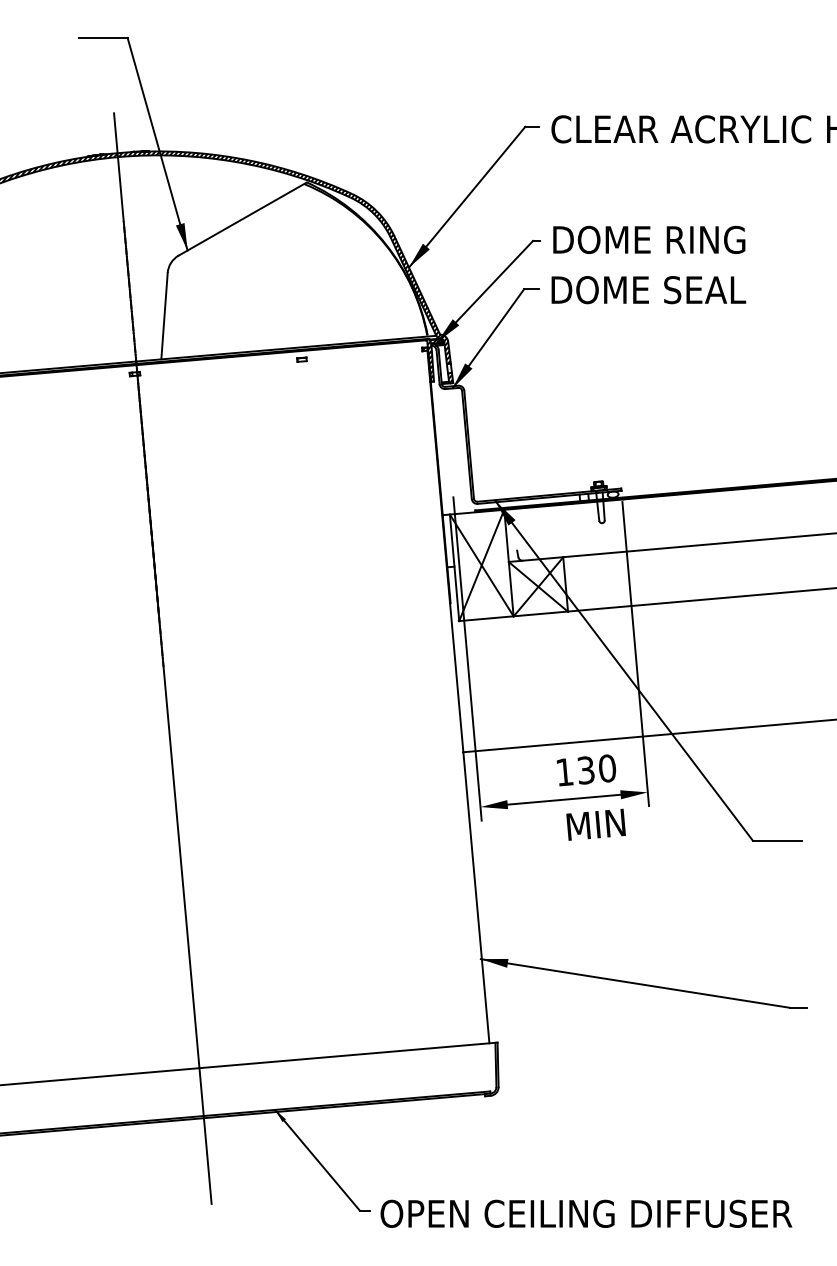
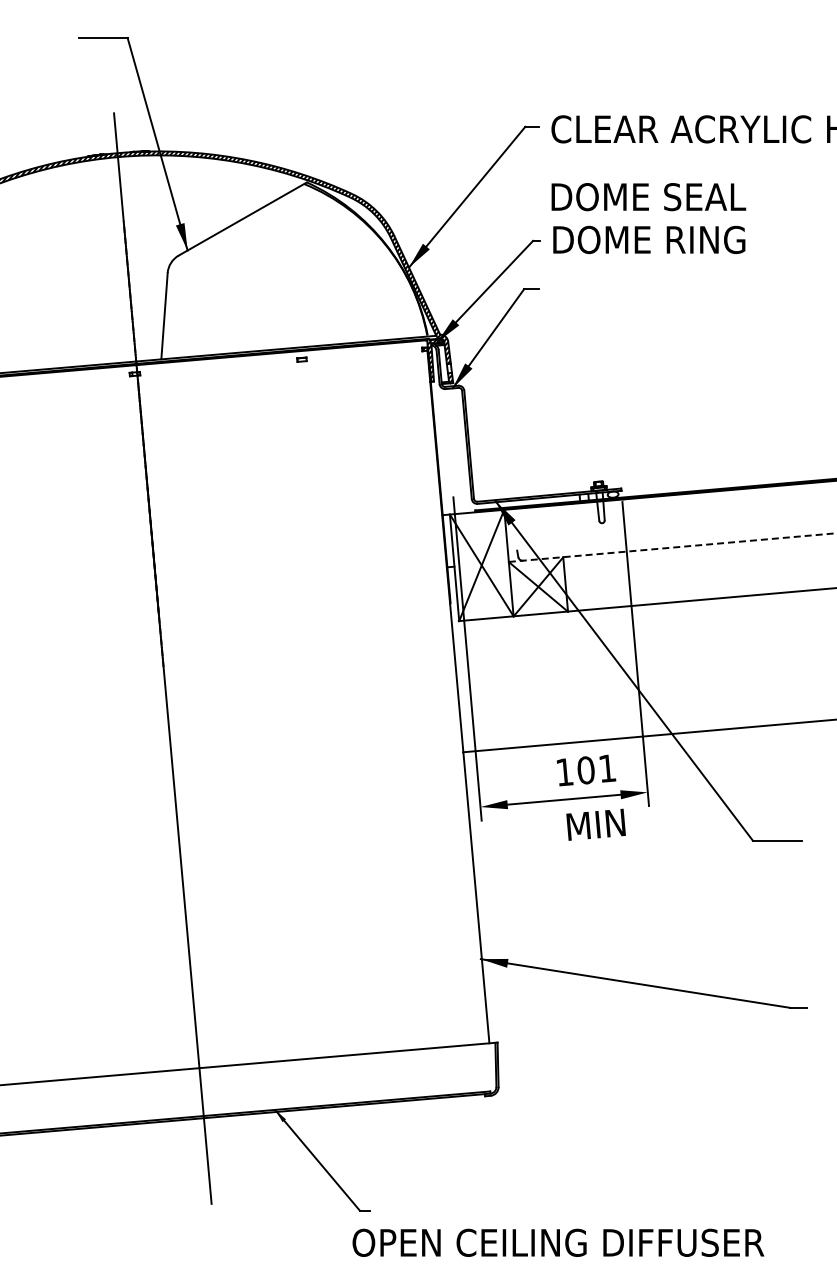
text position: (648, 290) -> (648, 197) (648, 197)
line: solid -> dashed (673, 547)
text: 130 -> 101 (596, 769)
text position: (586, 1213) -> (558, 1242) (558, 1242)
